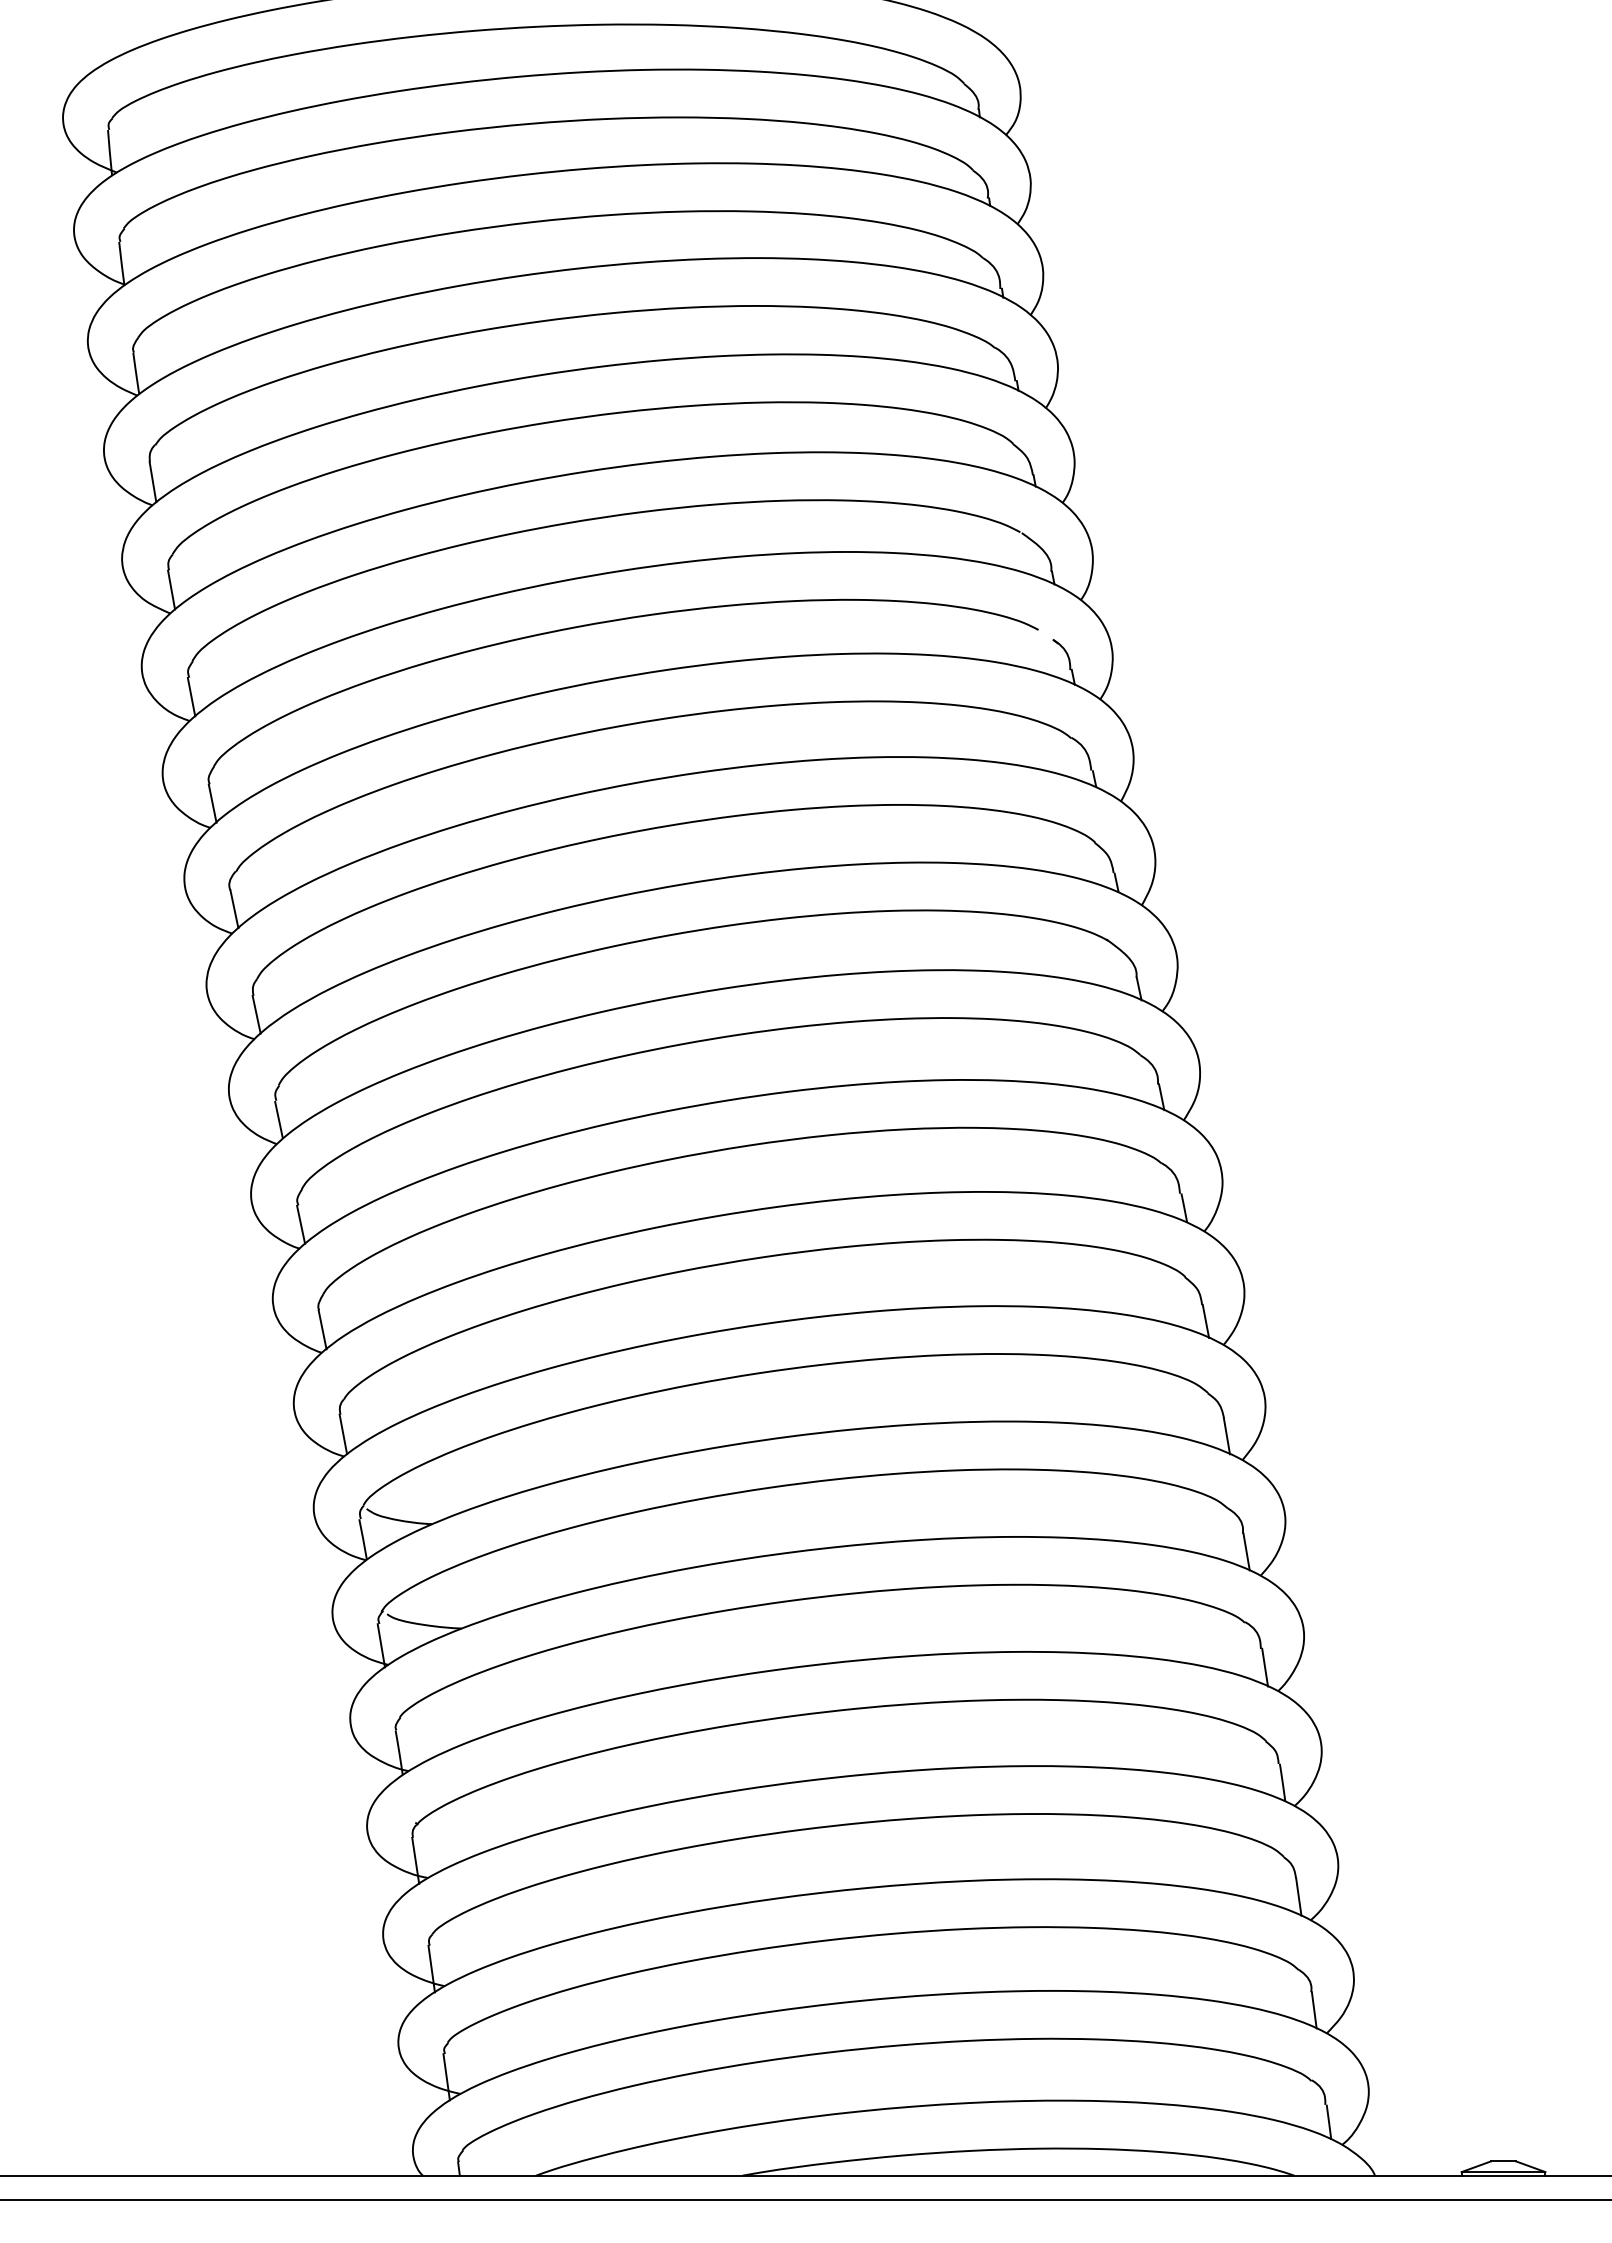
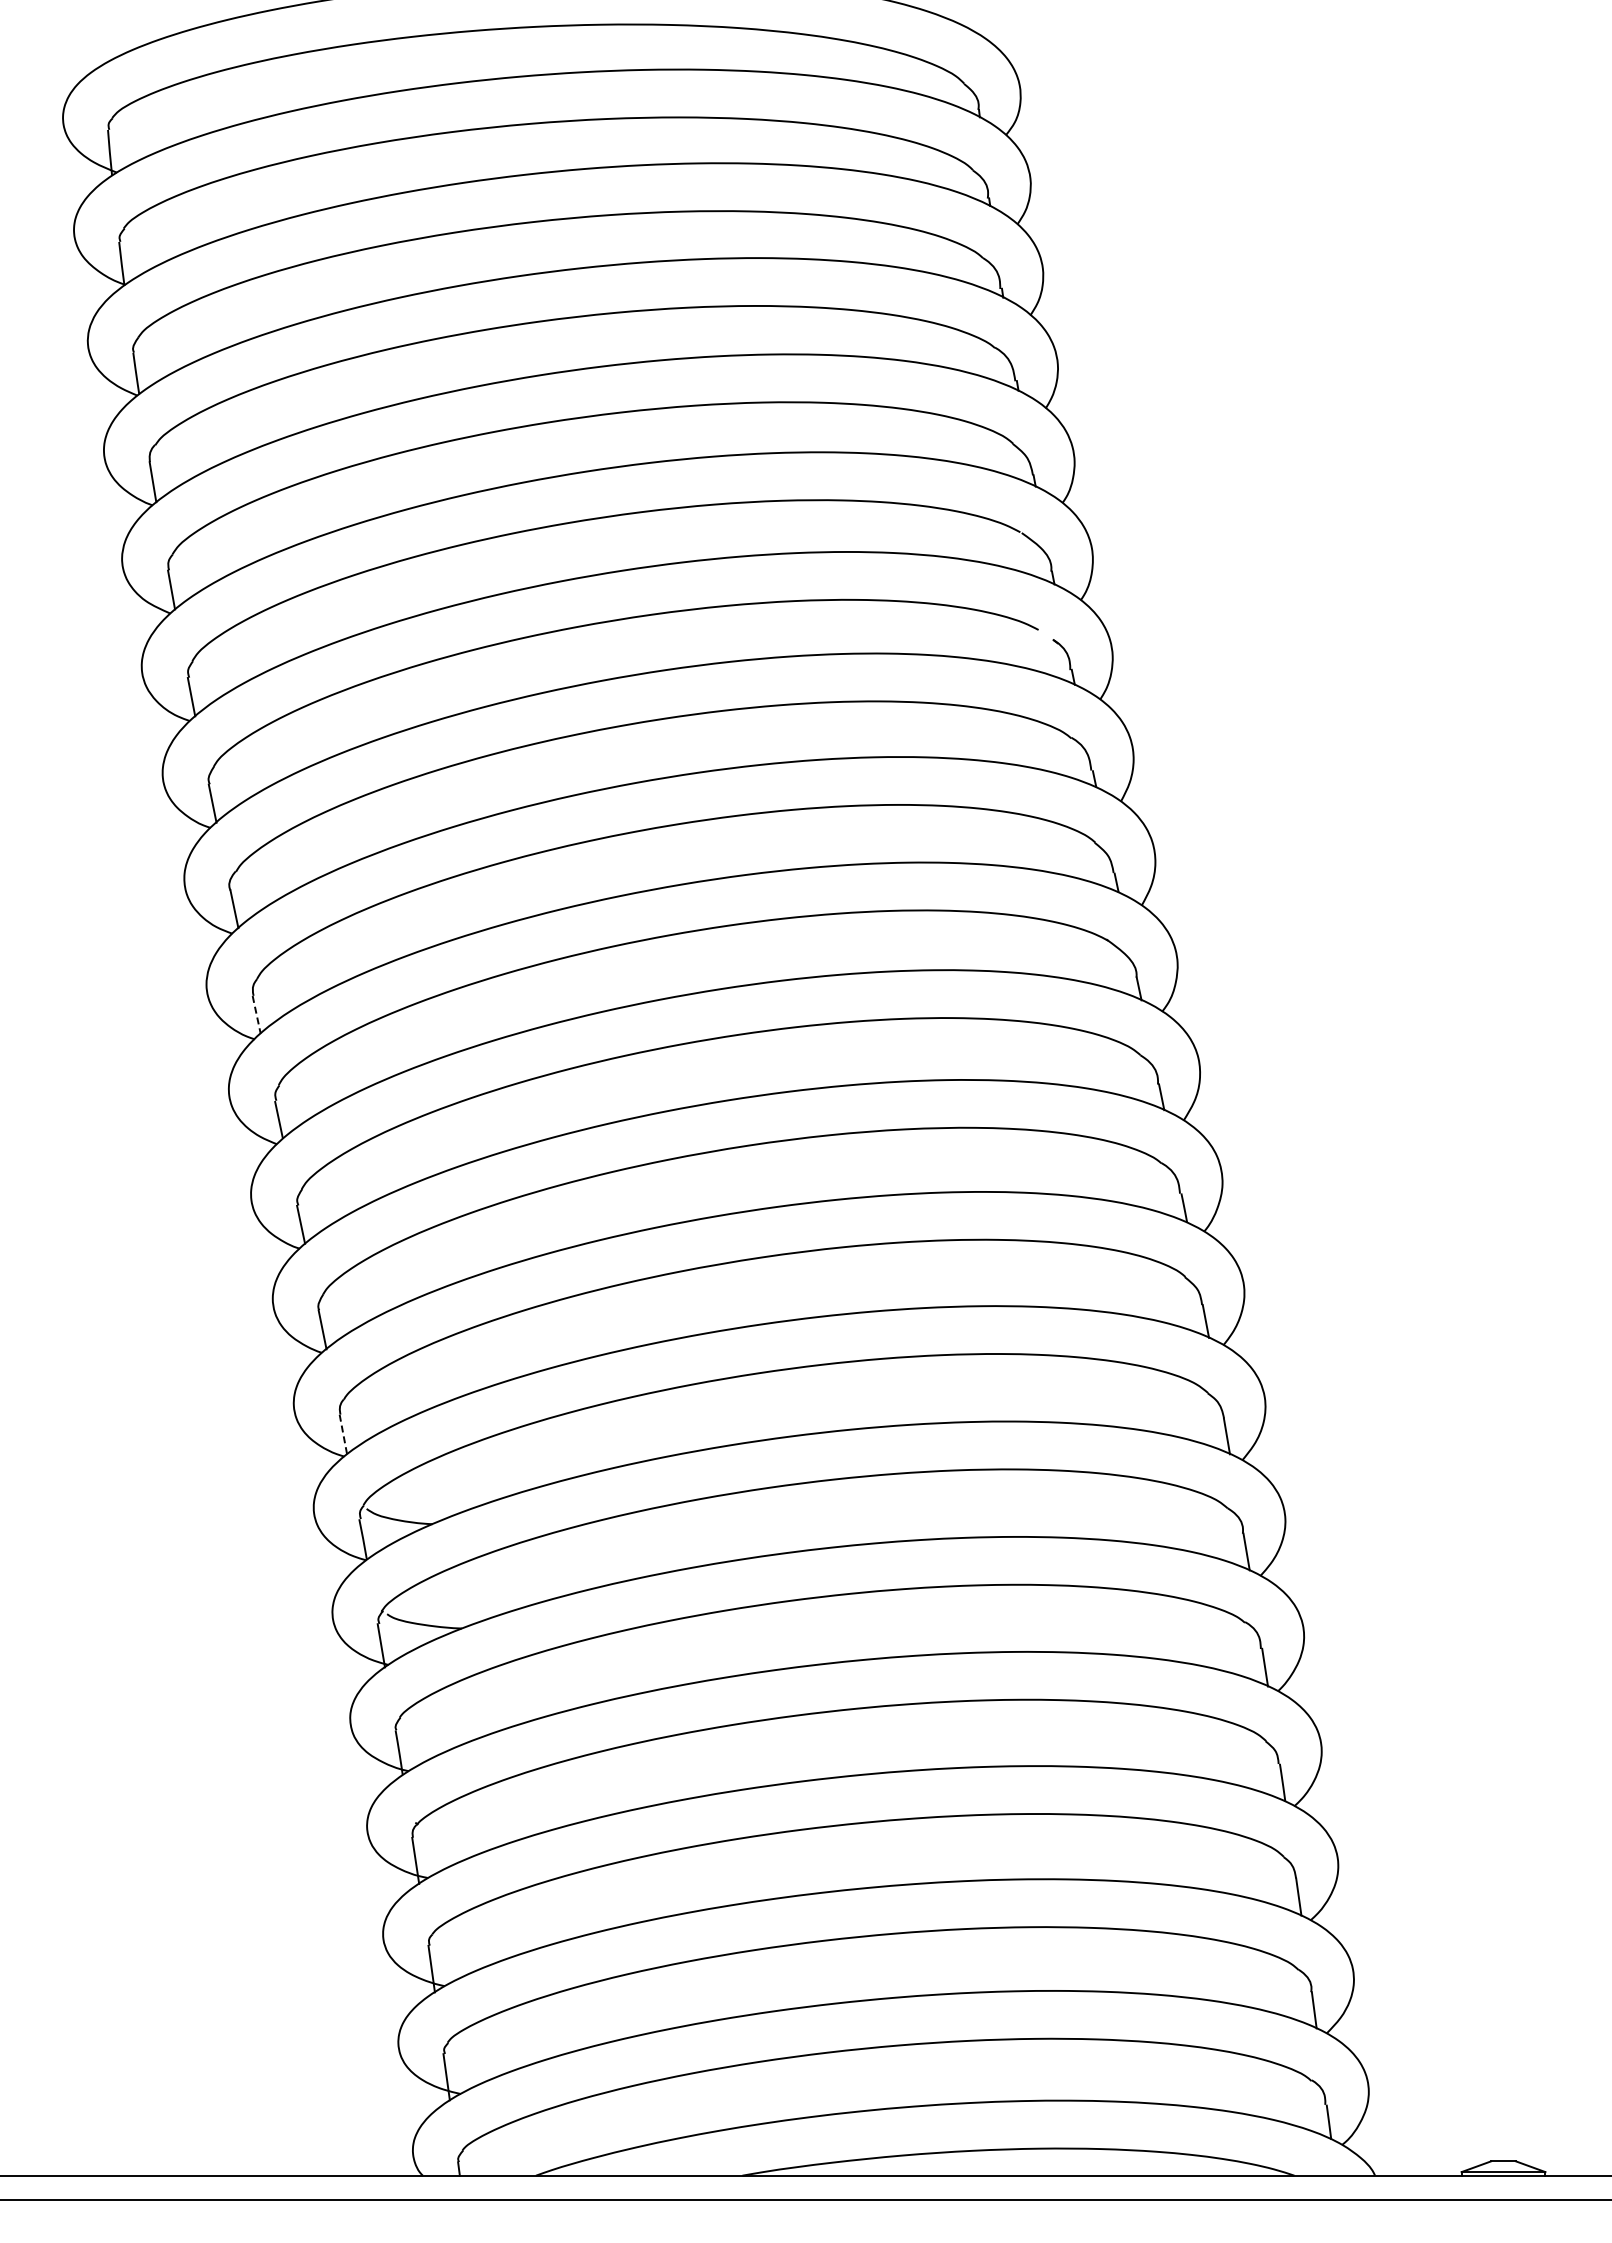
line: solid -> dashed (256, 1015)
line: solid -> dashed (343, 1434)
